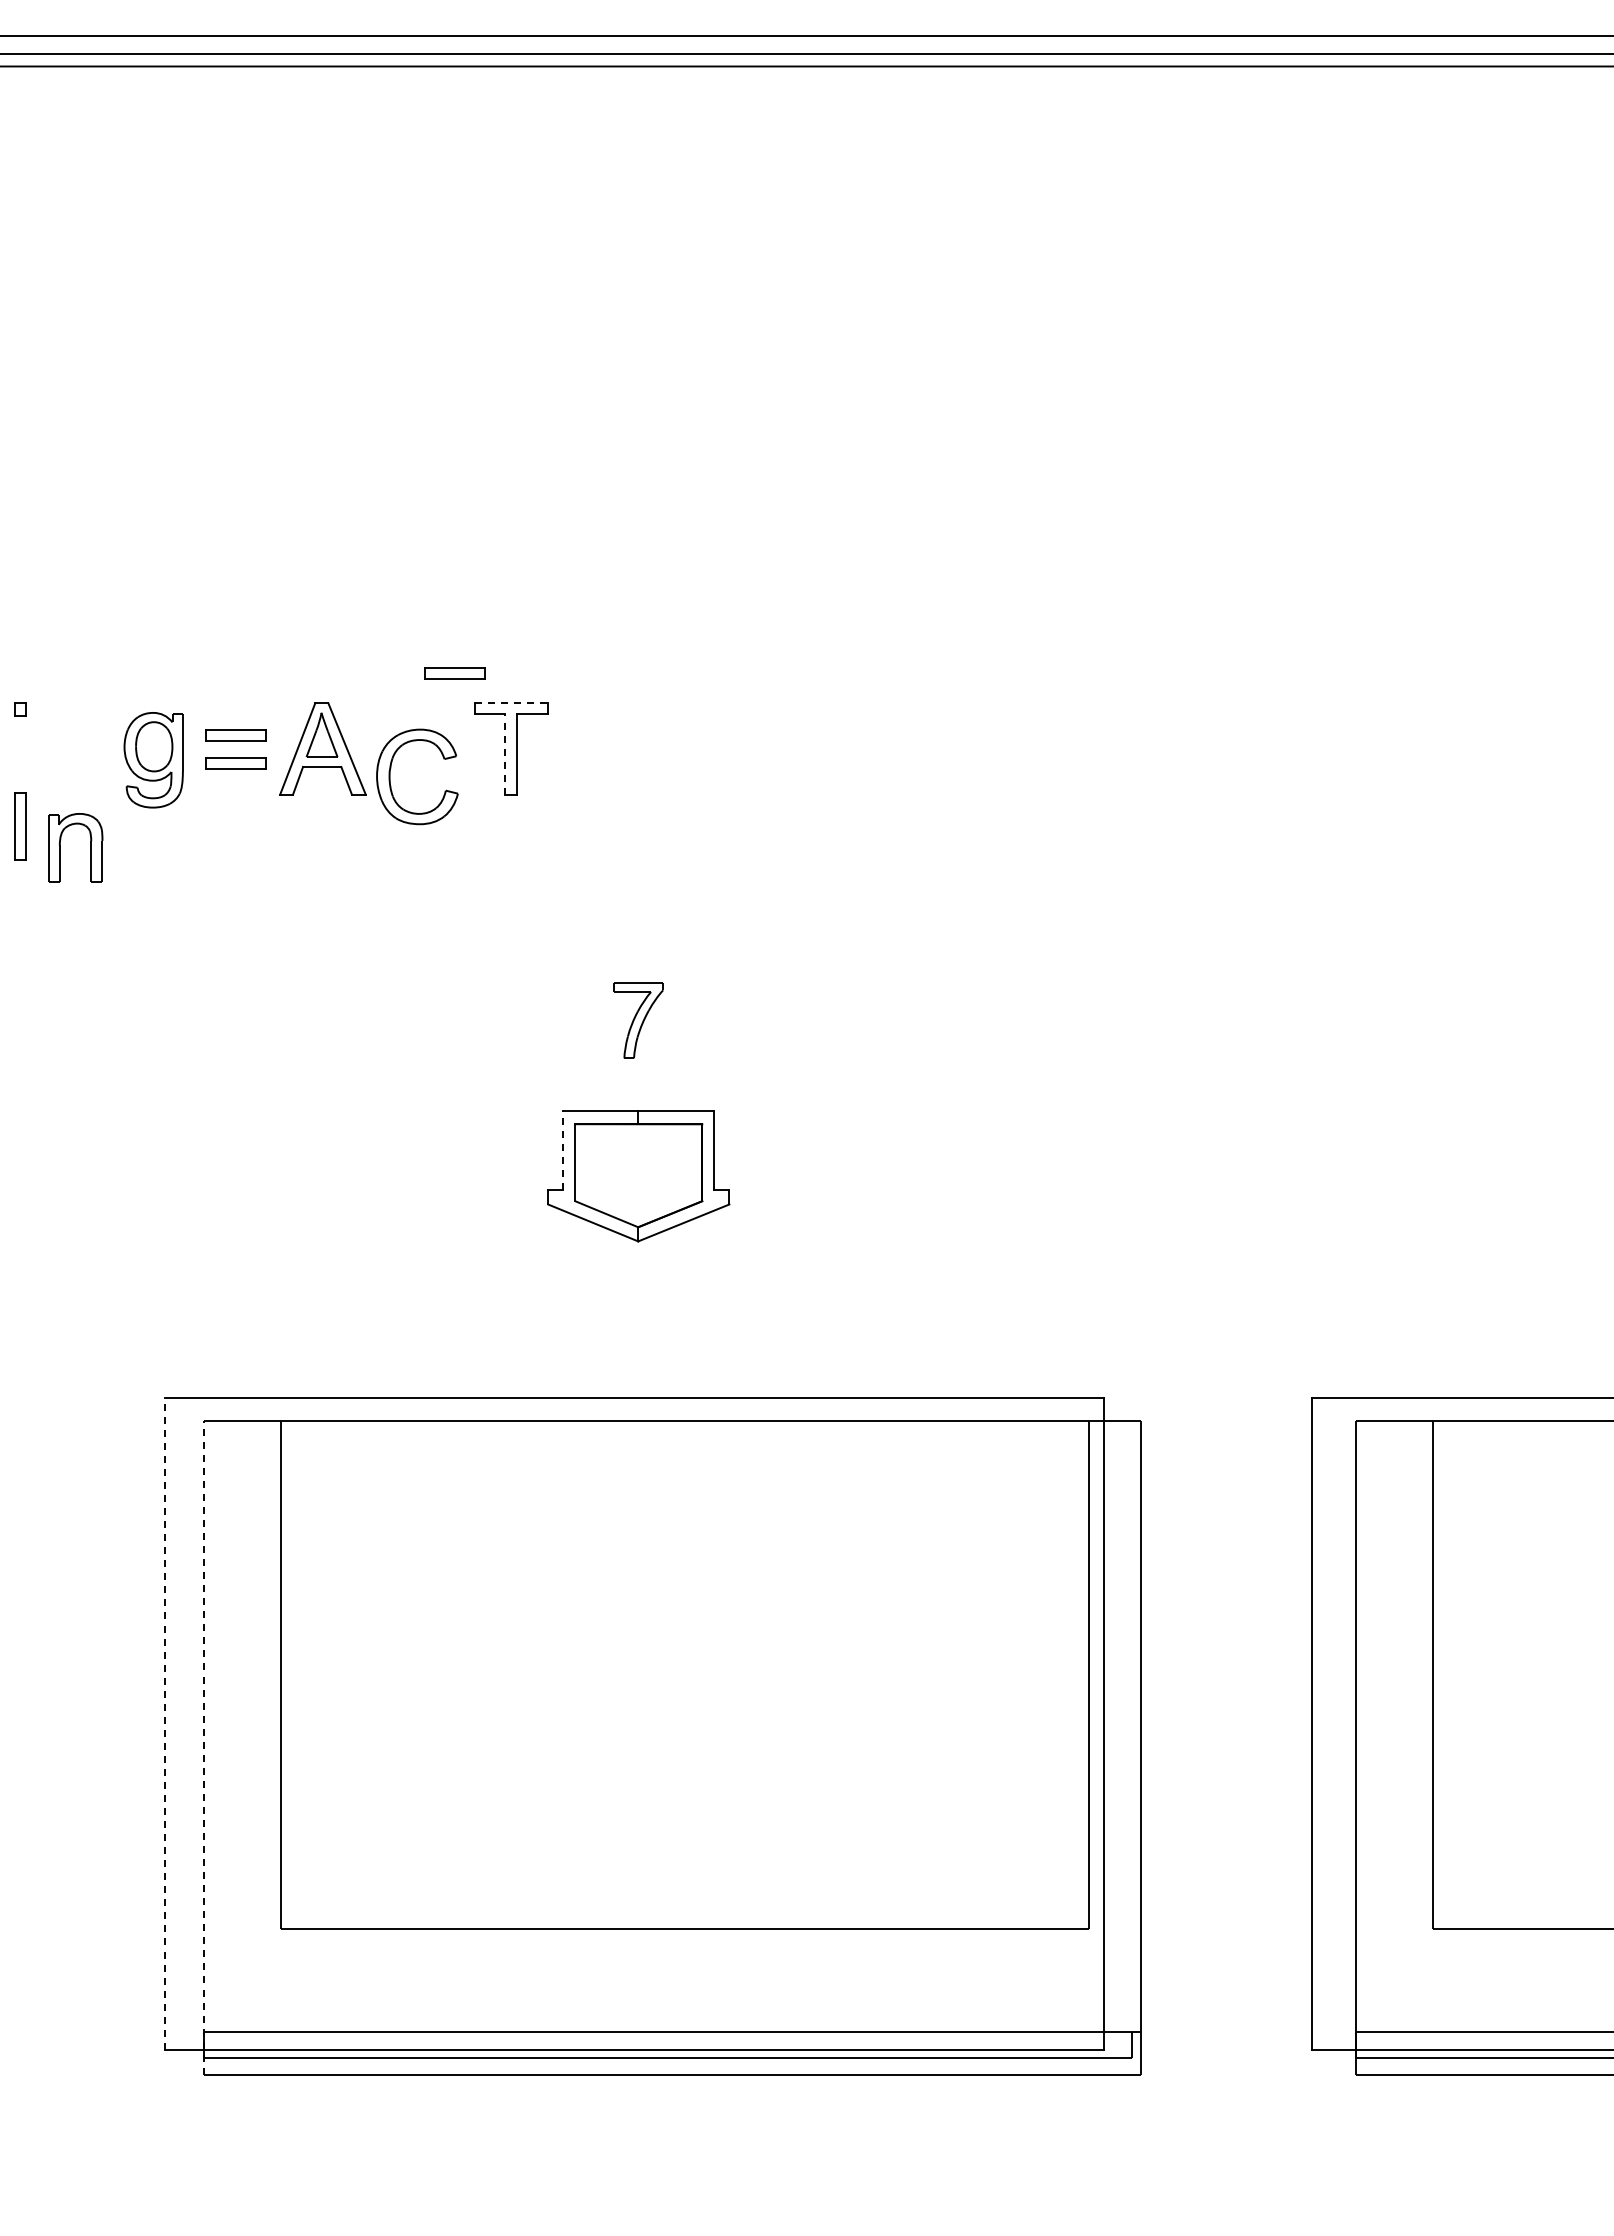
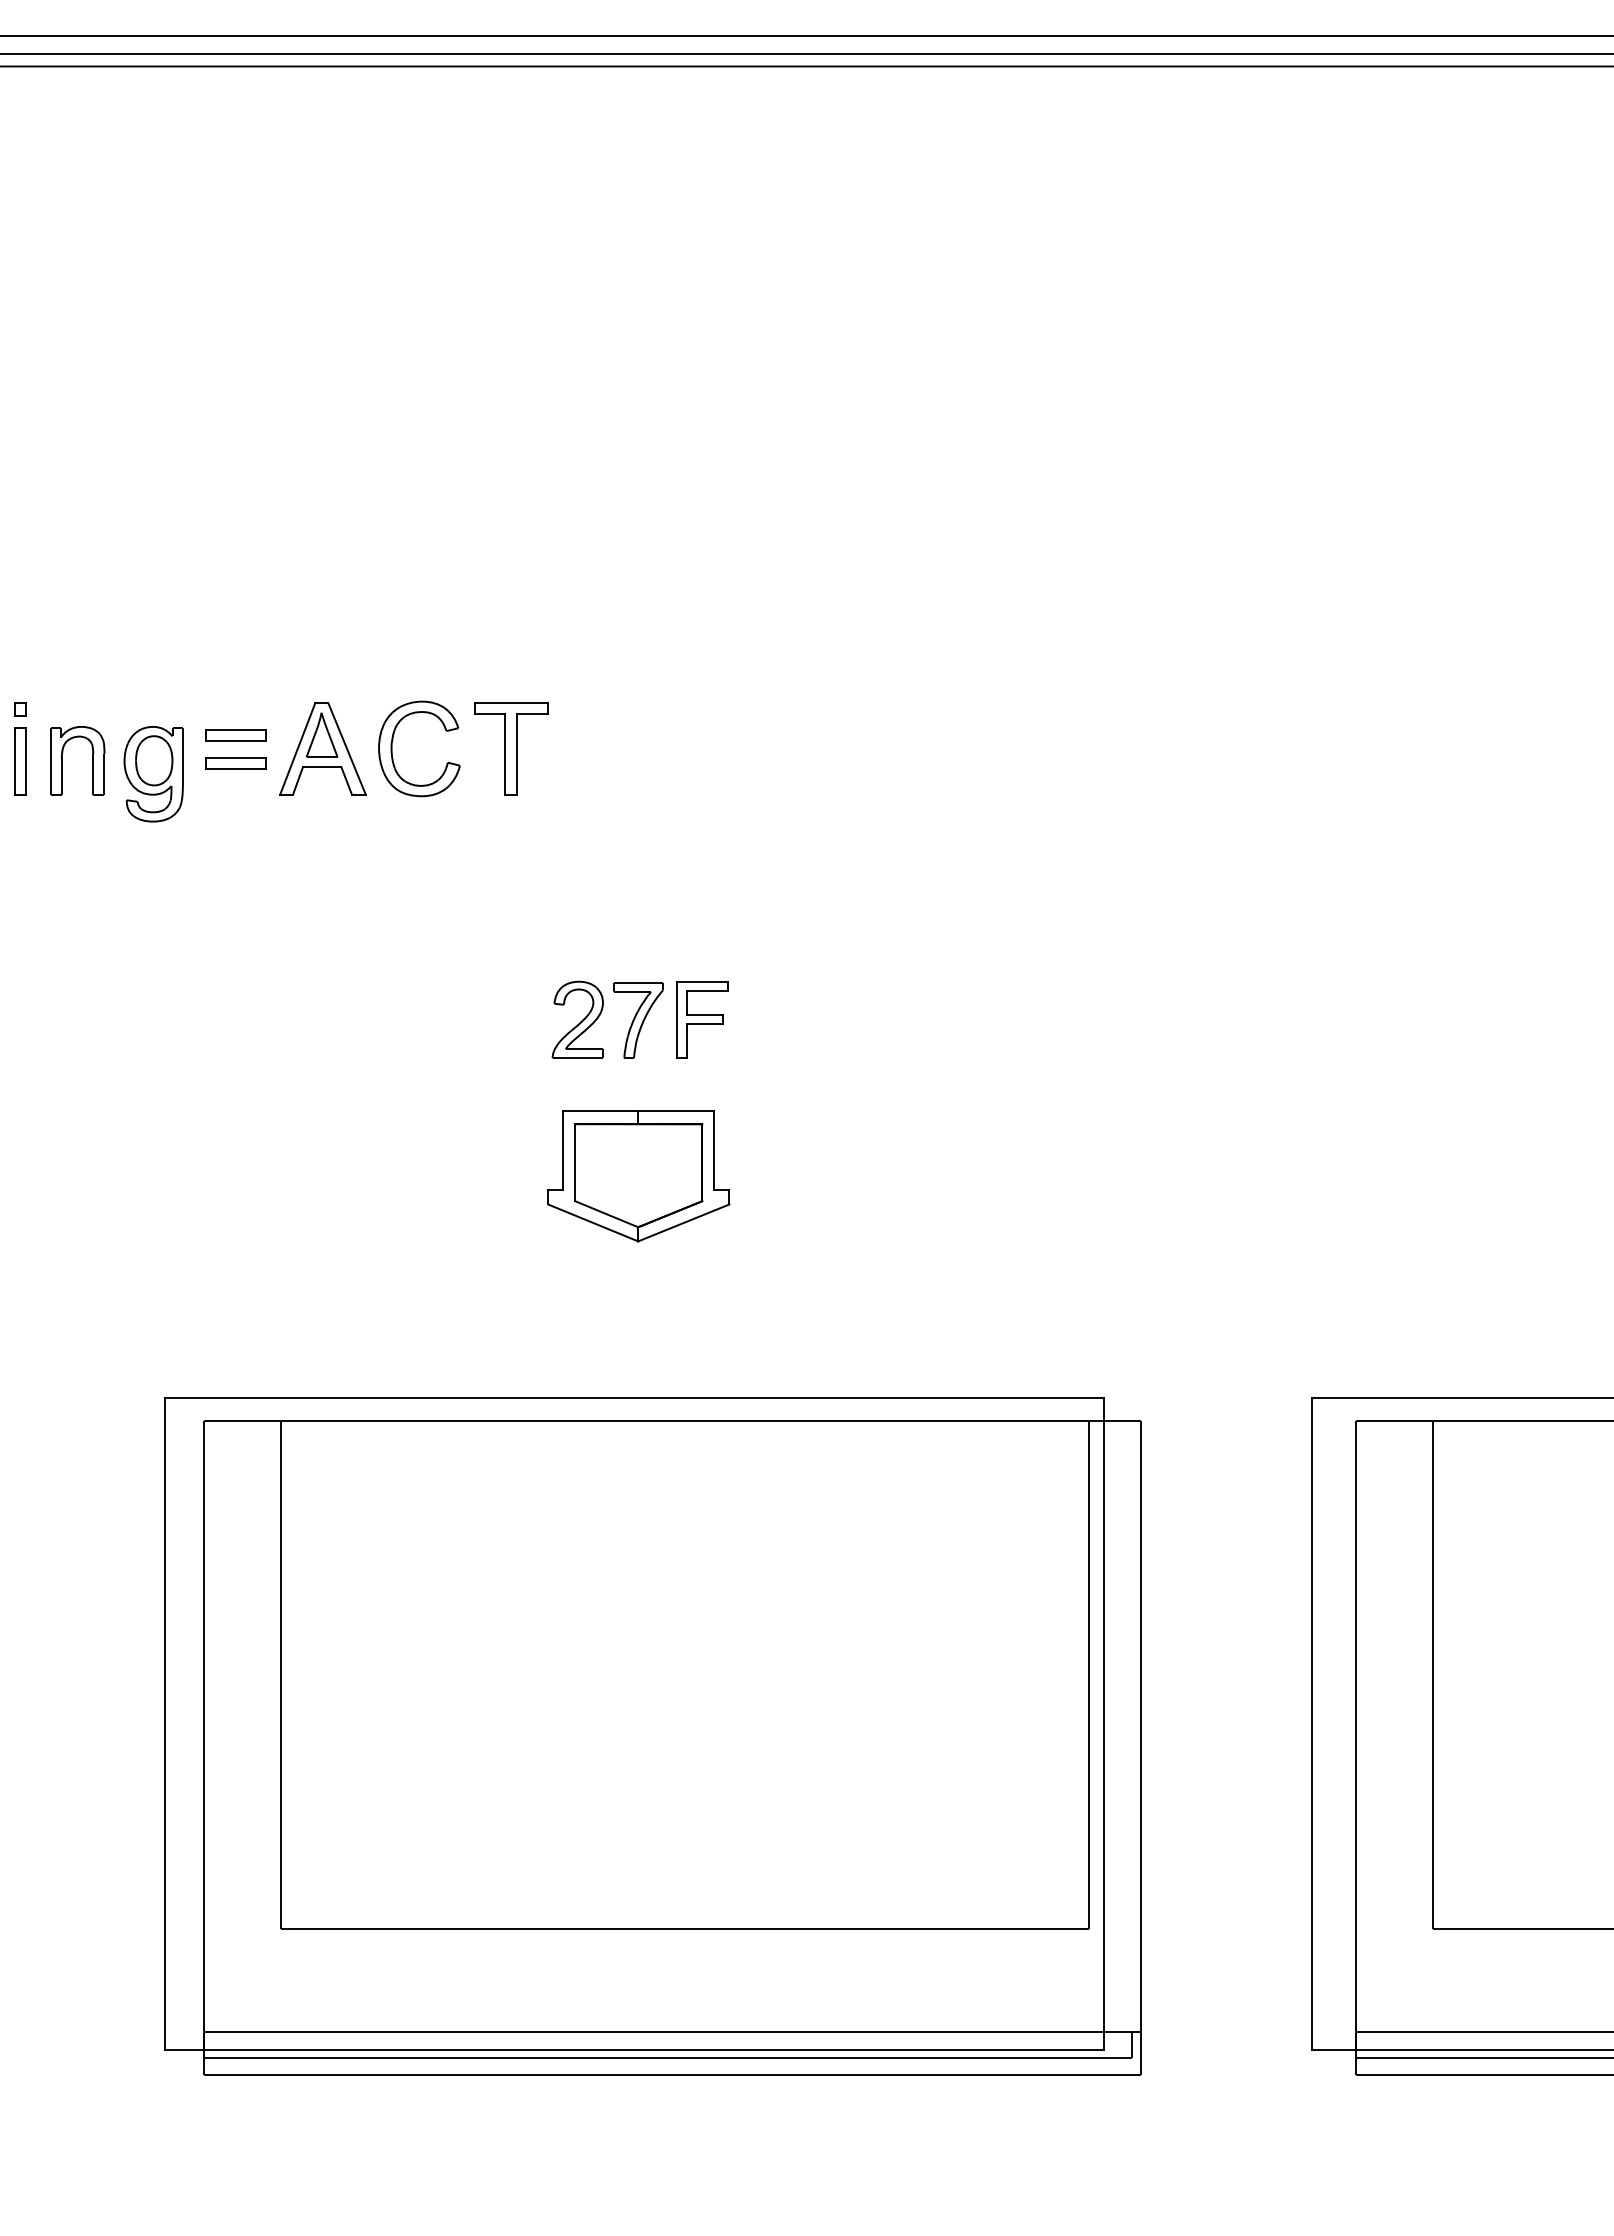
part: present -> none (454, 673)
line: dashed -> solid (511, 703)
line: dashed -> solid (505, 753)
part position: (153, 760) -> (153, 774) (153, 774)
part position: (390, 776) -> (392, 748) (392, 748)
part position: (20, 826) -> (20, 761) (20, 761)
part position: (60, 847) -> (62, 760) (62, 760)
part: none -> present (577, 1019)
part: none -> present (702, 1019)
line: dashed -> solid (563, 1150)
line: dashed -> solid (164, 1723)
line: dashed -> solid (203, 1747)
